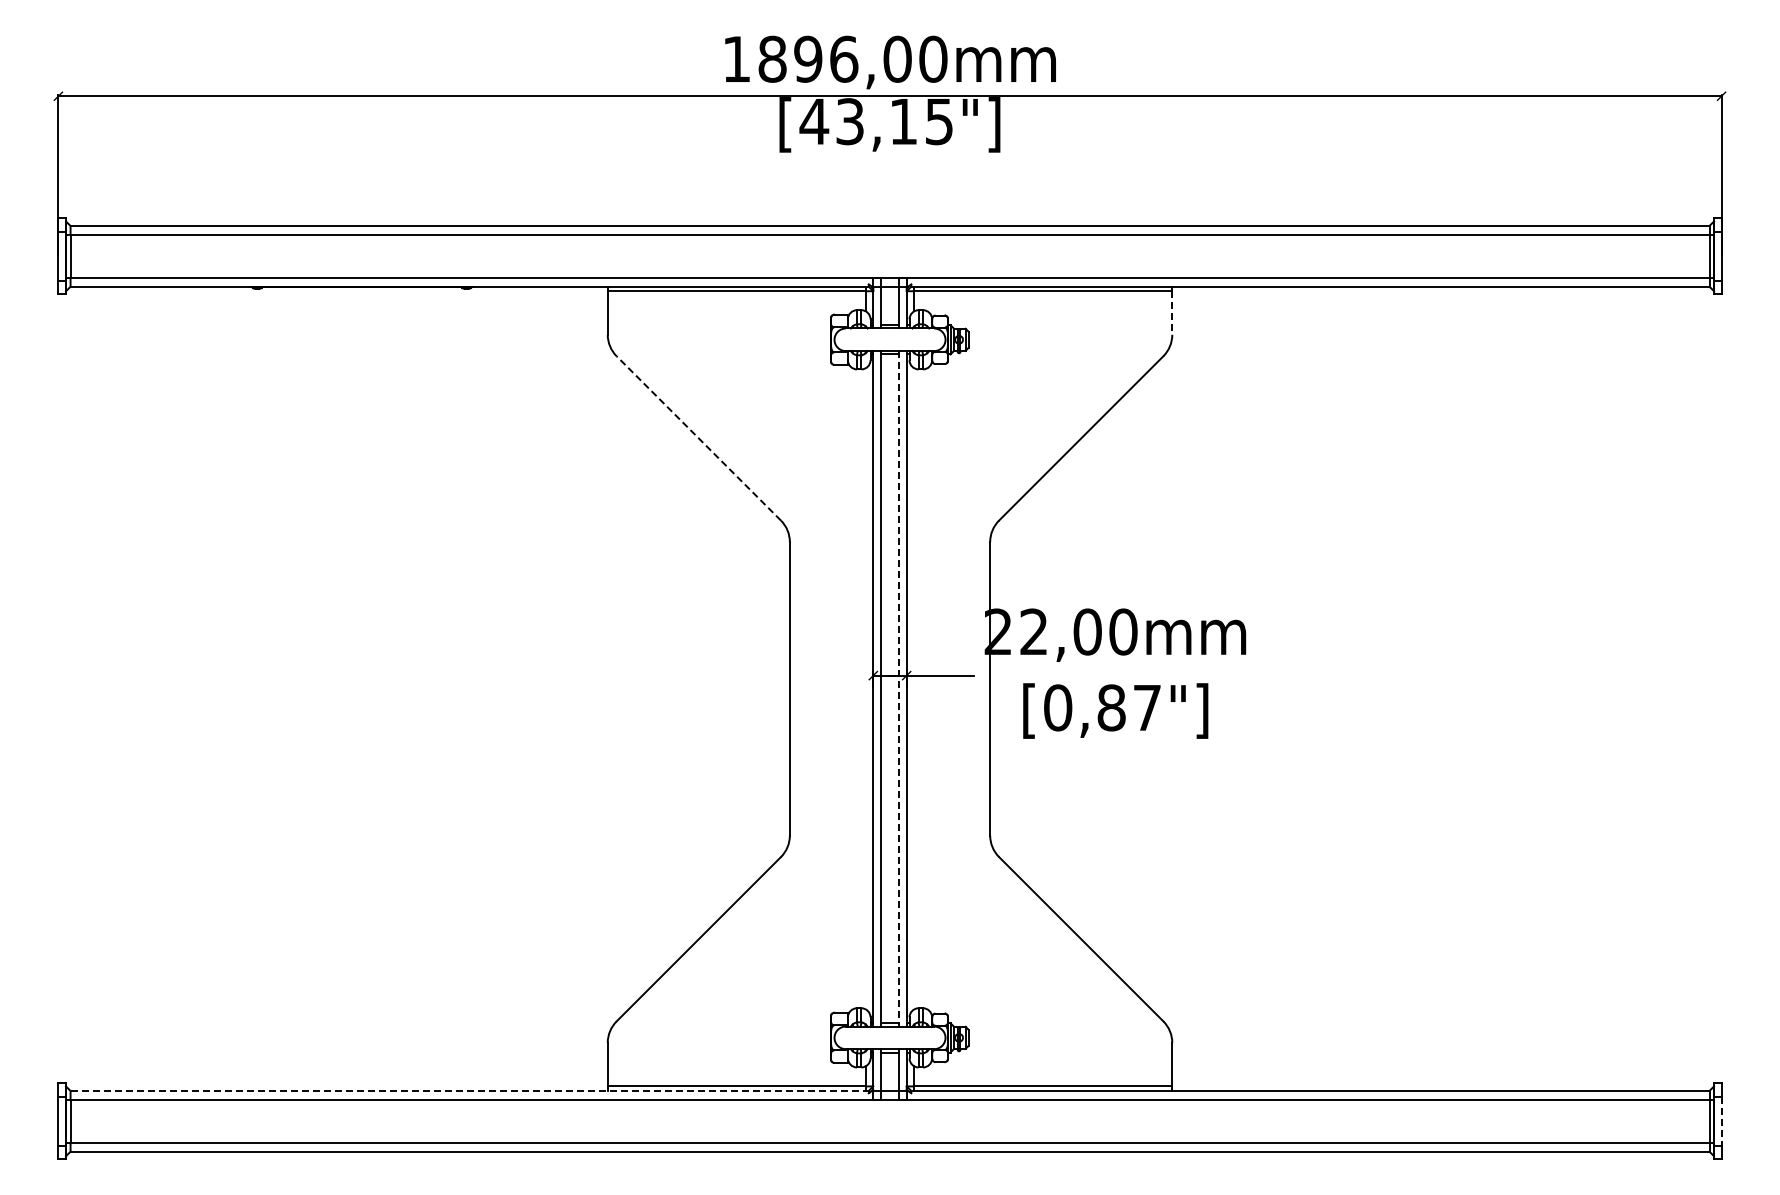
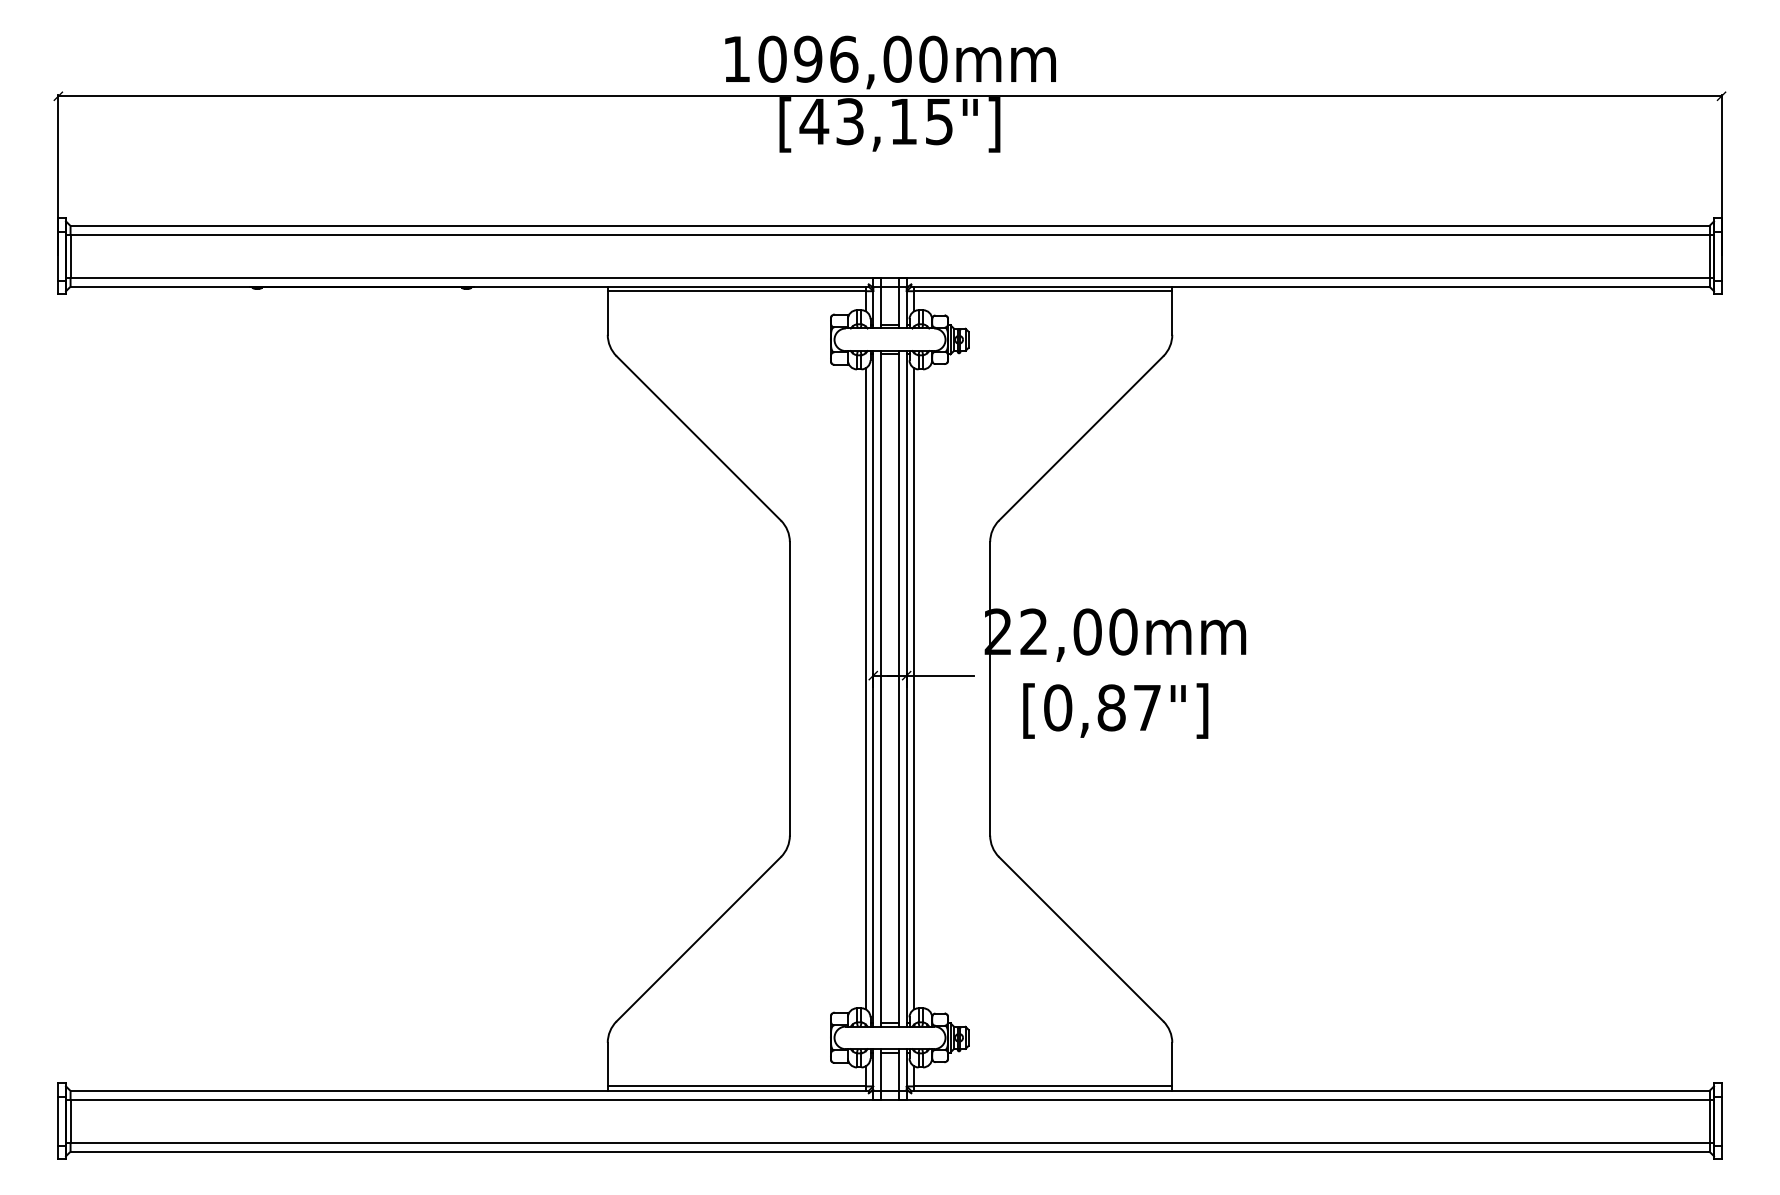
text: 1896,00mm -> 1096,00mm (772, 59)
line: dashed -> solid (1172, 313)
line: dashed -> solid (698, 438)
line: none -> present (865, 688)
line: dashed -> solid (899, 688)
line: none -> present (914, 688)
line: dashed -> solid (470, 1090)
line: dashed -> solid (1721, 1121)
